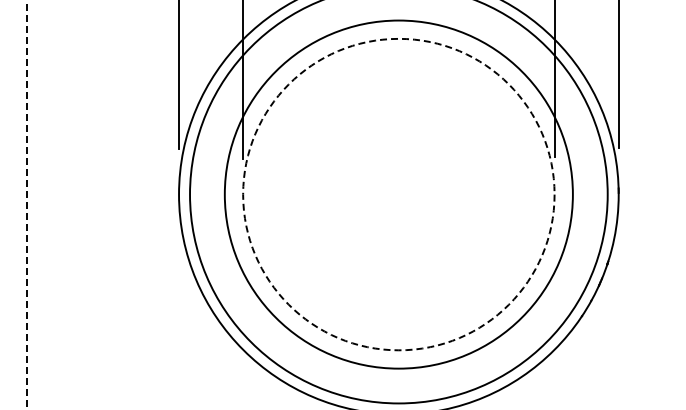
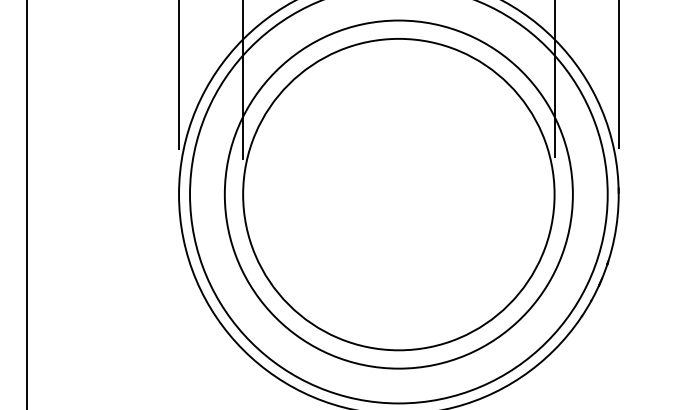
circle: dashed -> solid (398, 194)
line: dashed -> solid (26, 205)
